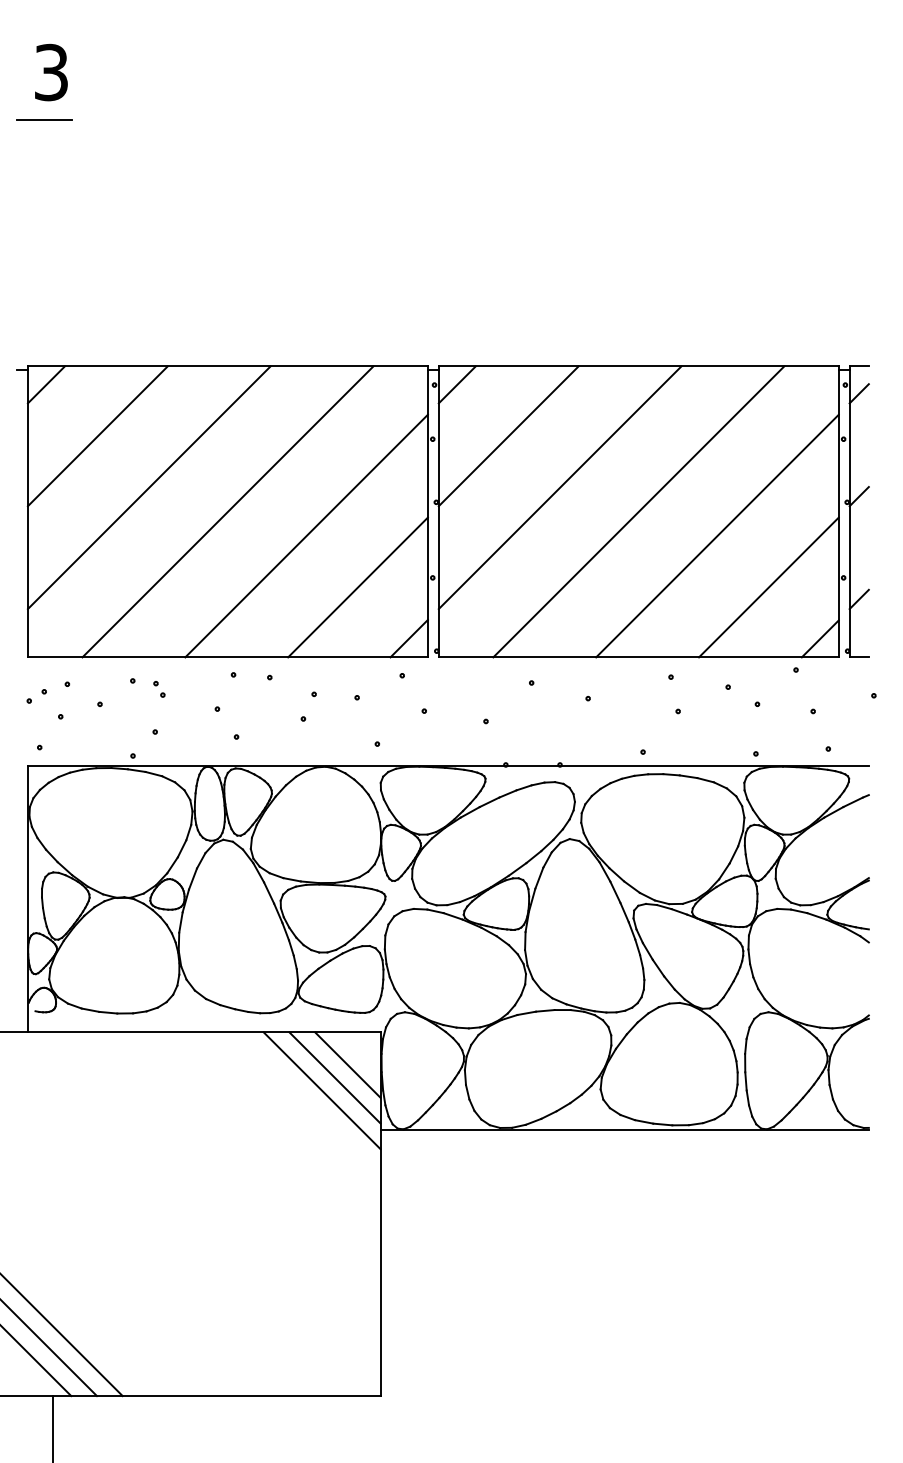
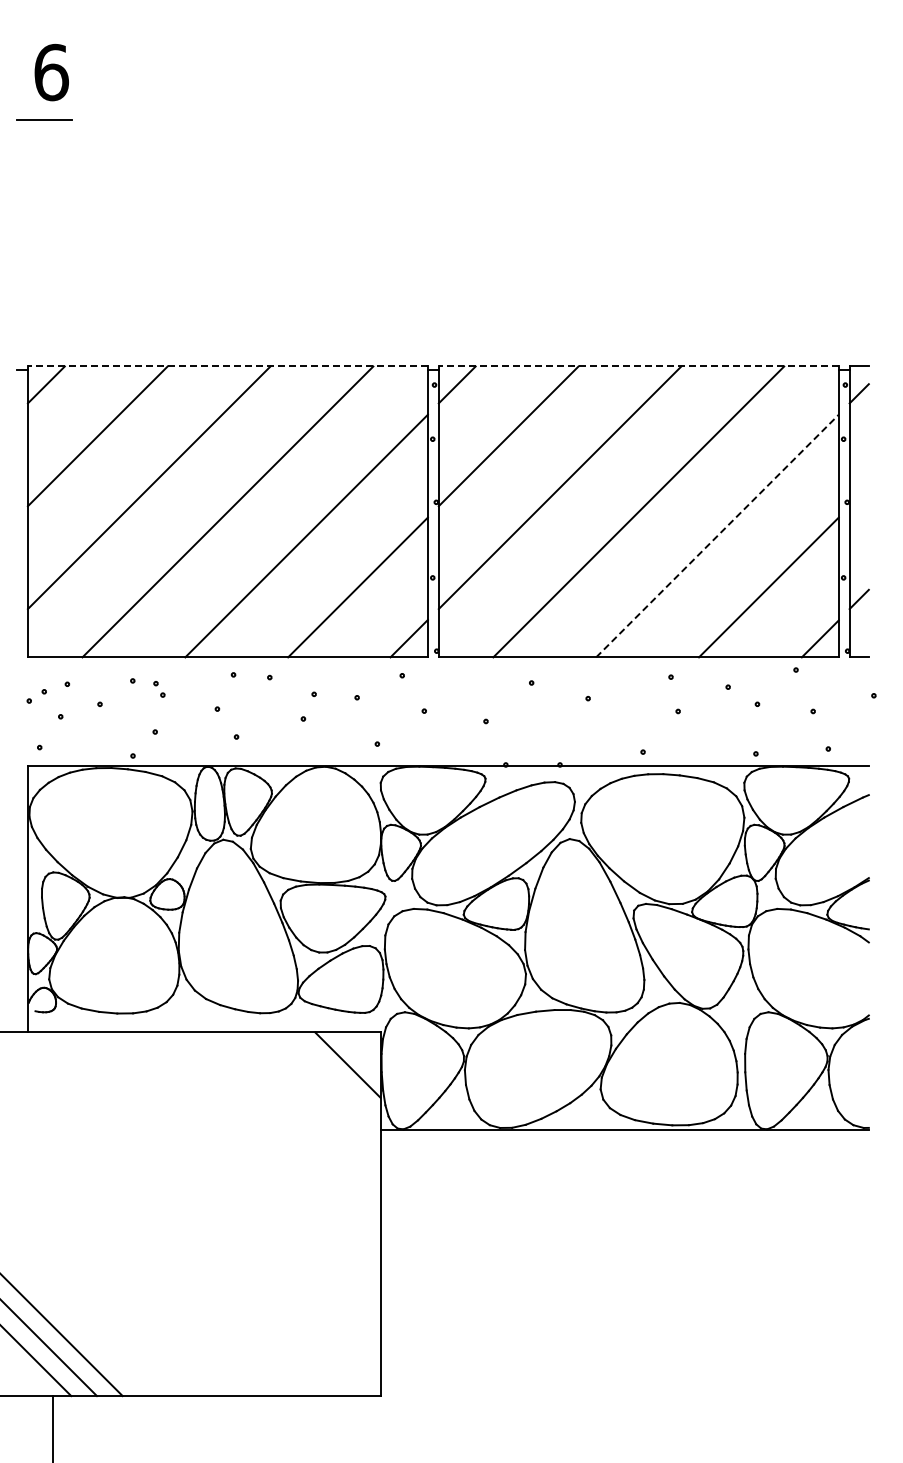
text: 3 -> 6 (51, 72)
line: solid -> dashed (227, 366)
line: solid -> dashed (638, 366)
line: present -> none (858, 496)
line: solid -> dashed (717, 536)
line: present -> none (334, 1077)
line: present -> none (321, 1090)
